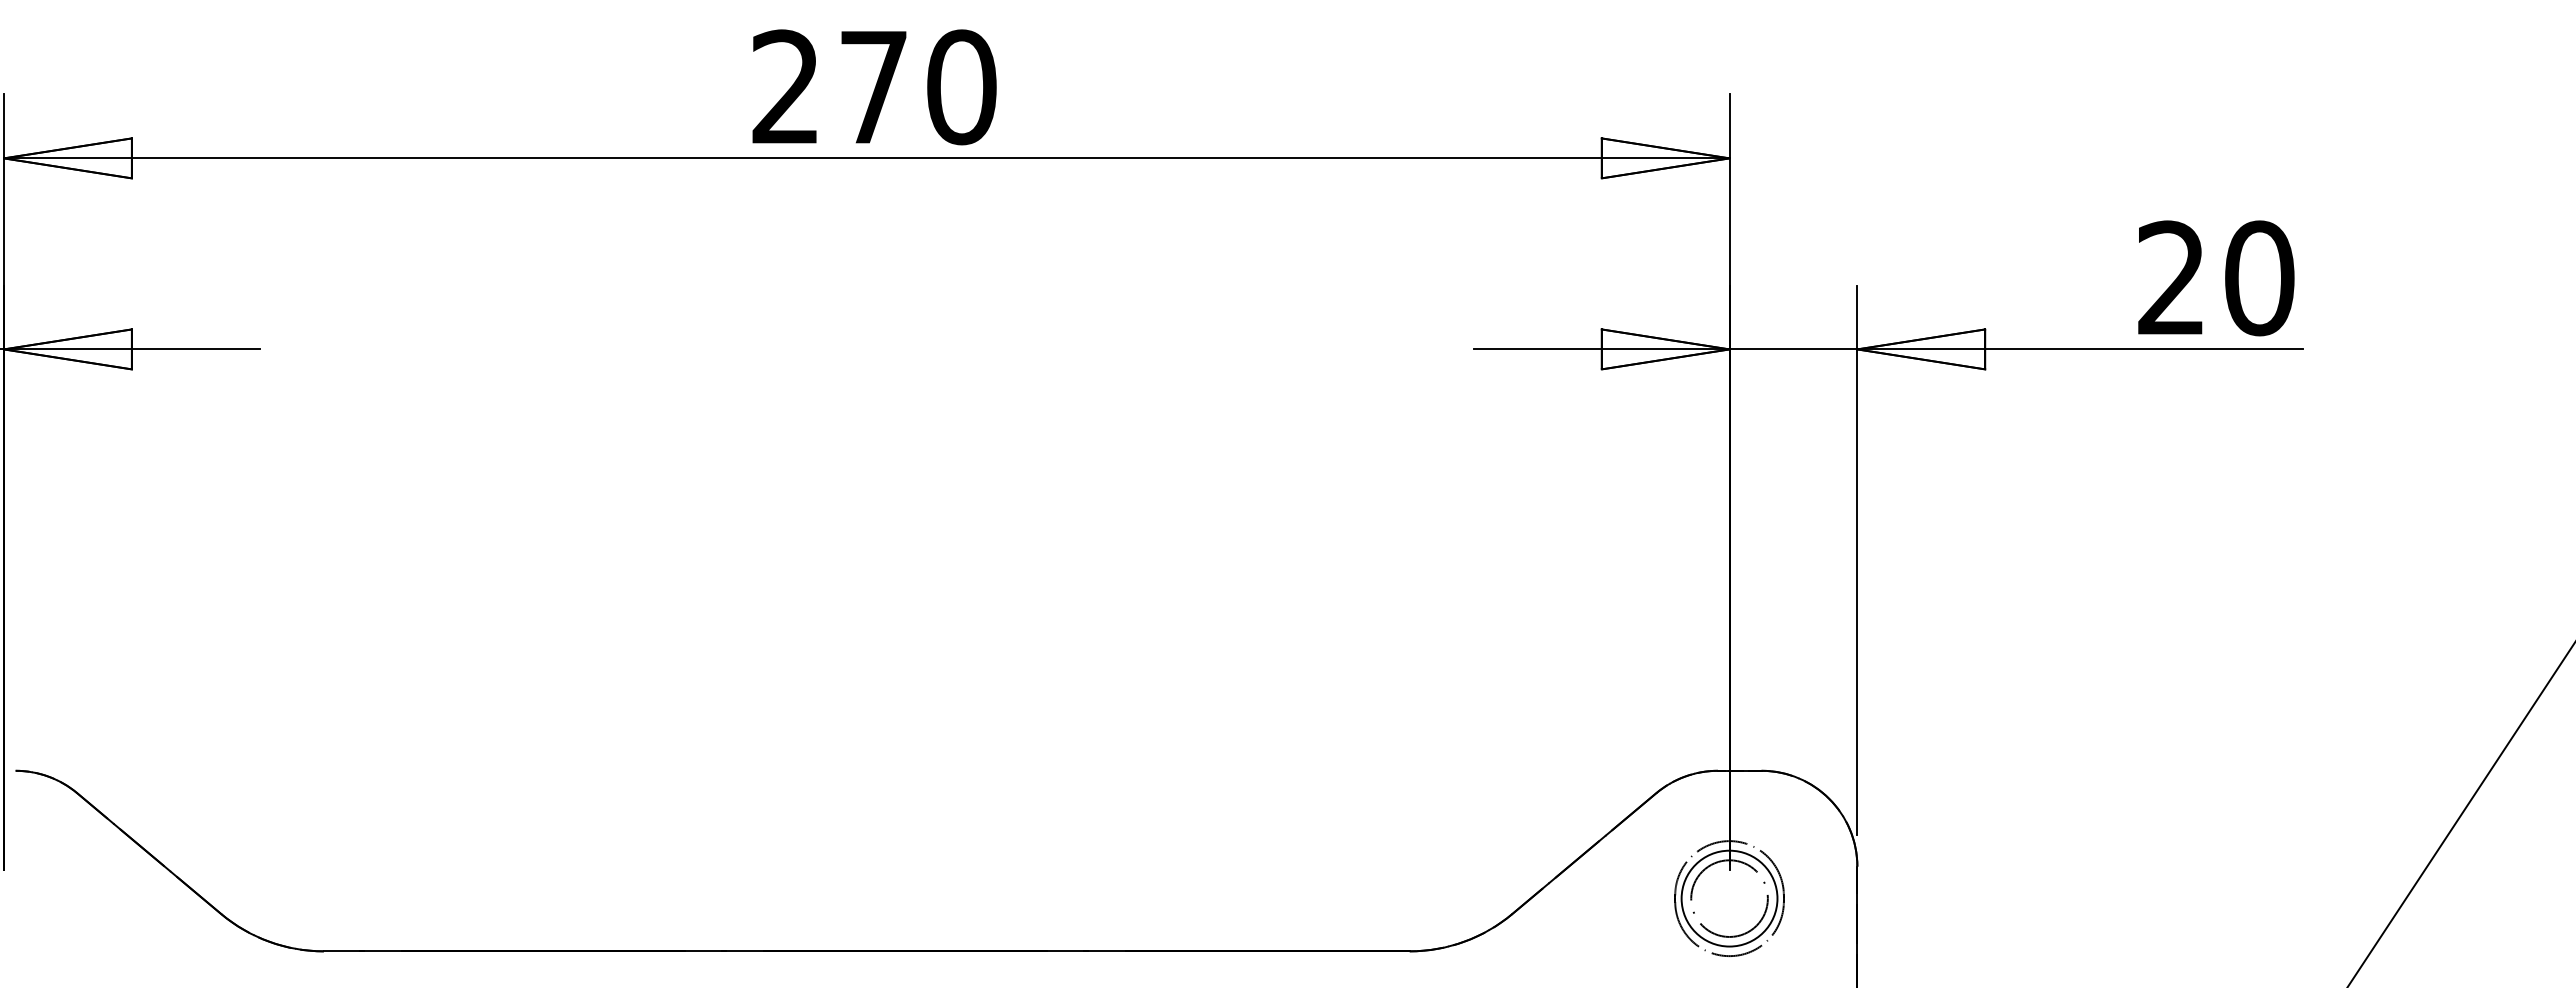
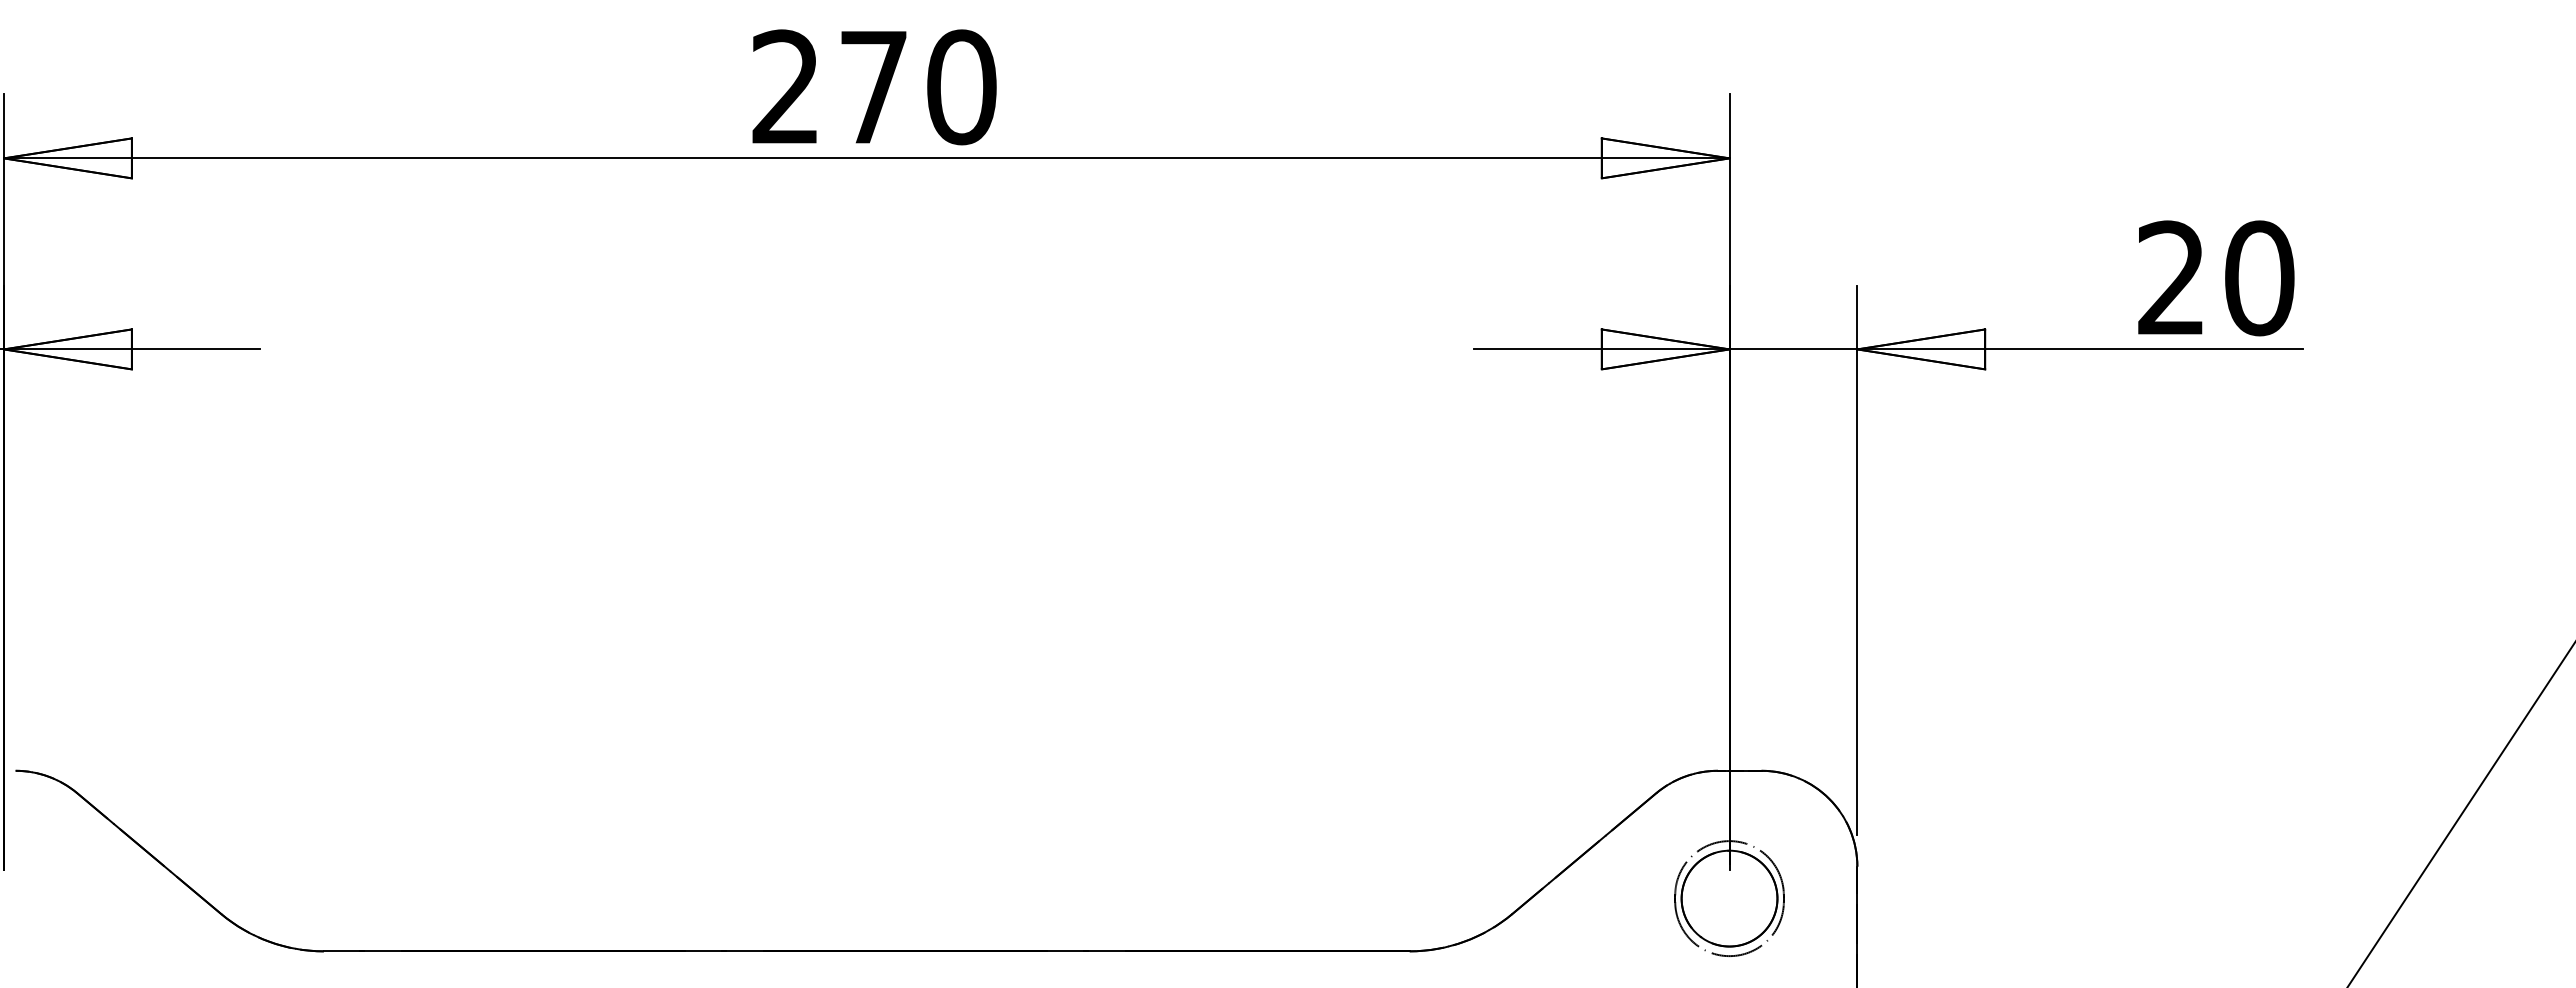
circle diameter: 77 px -> 96 px (1729, 898)
